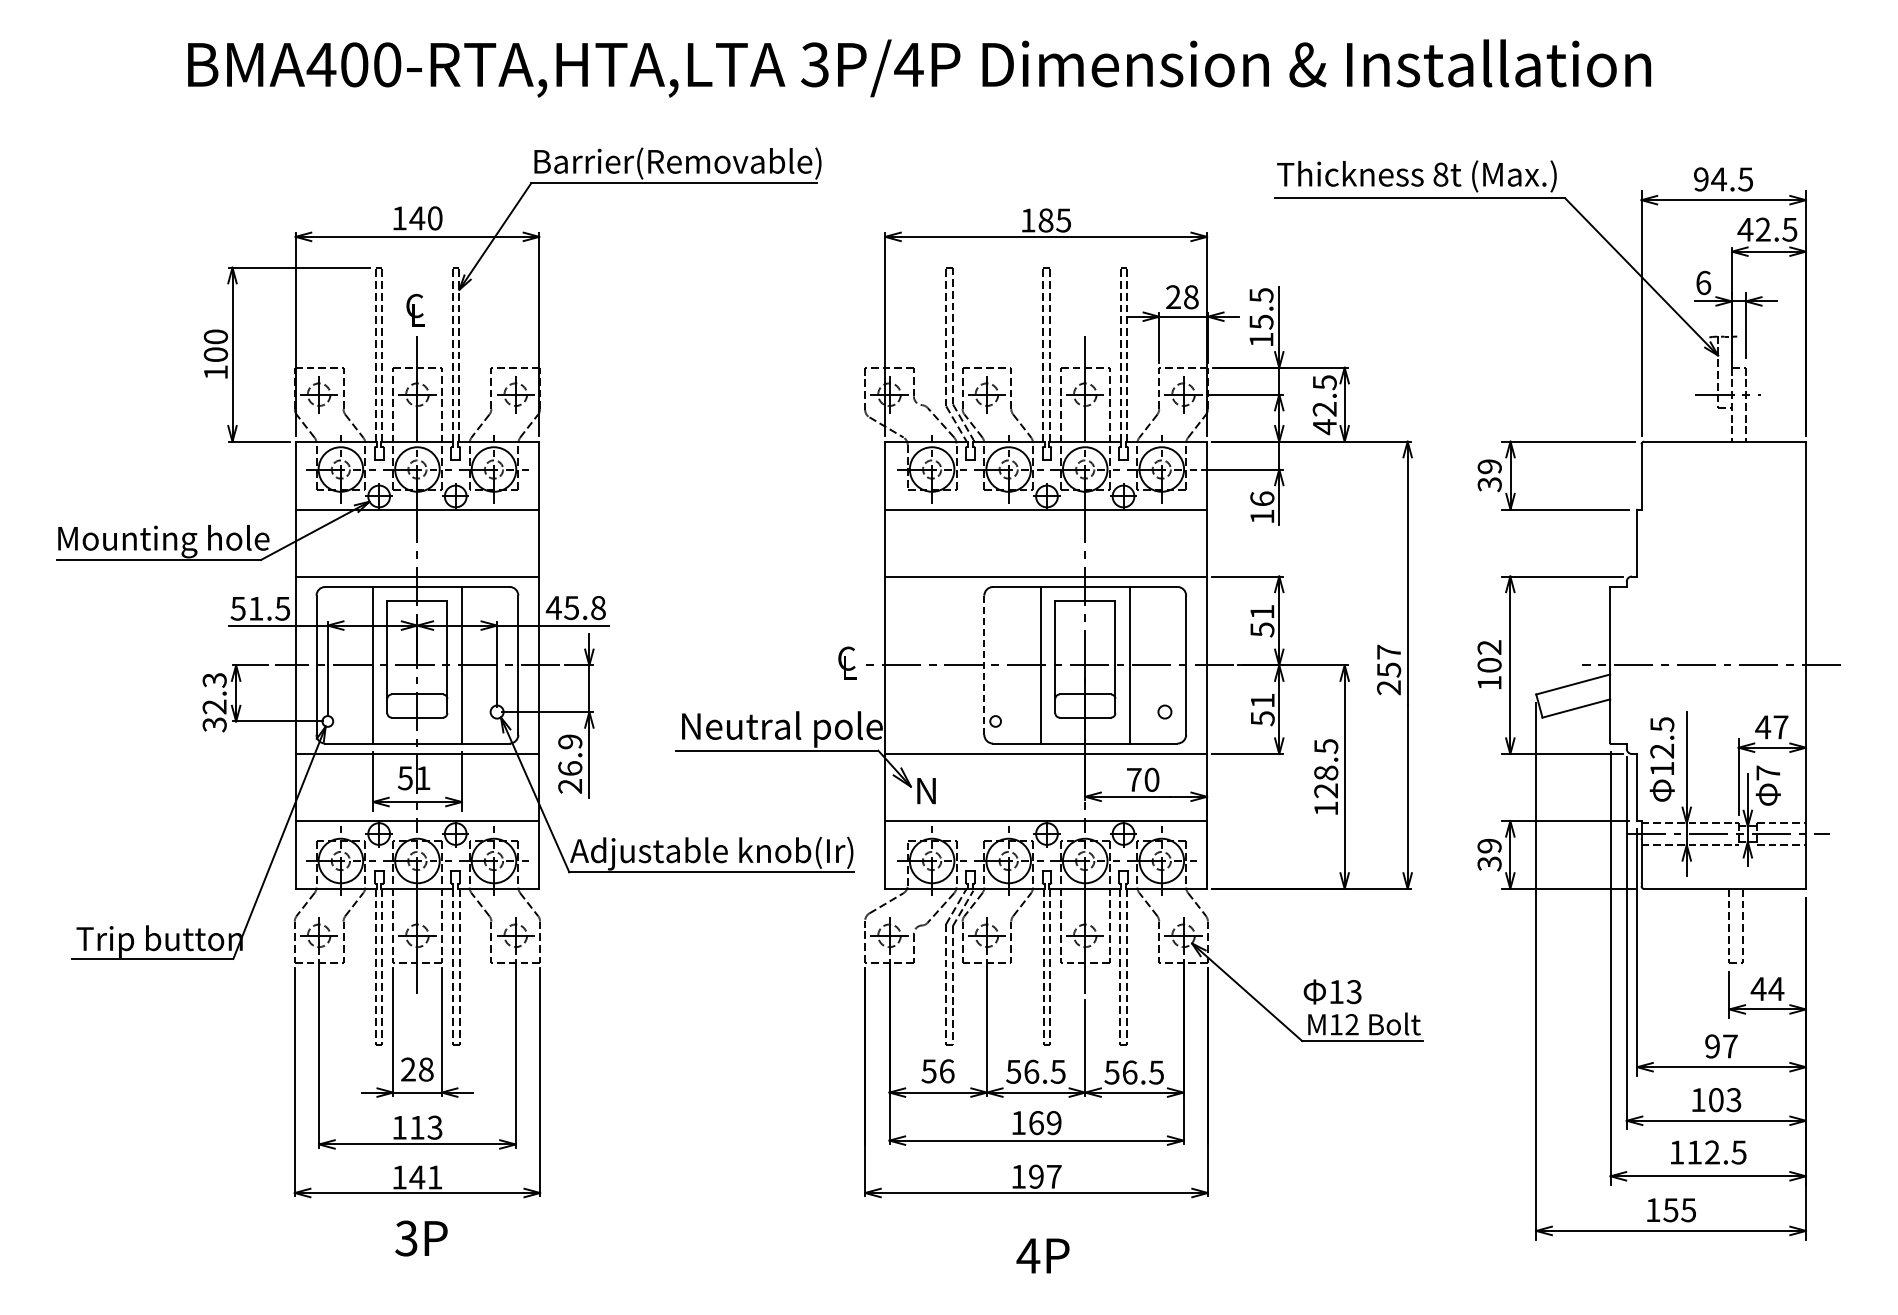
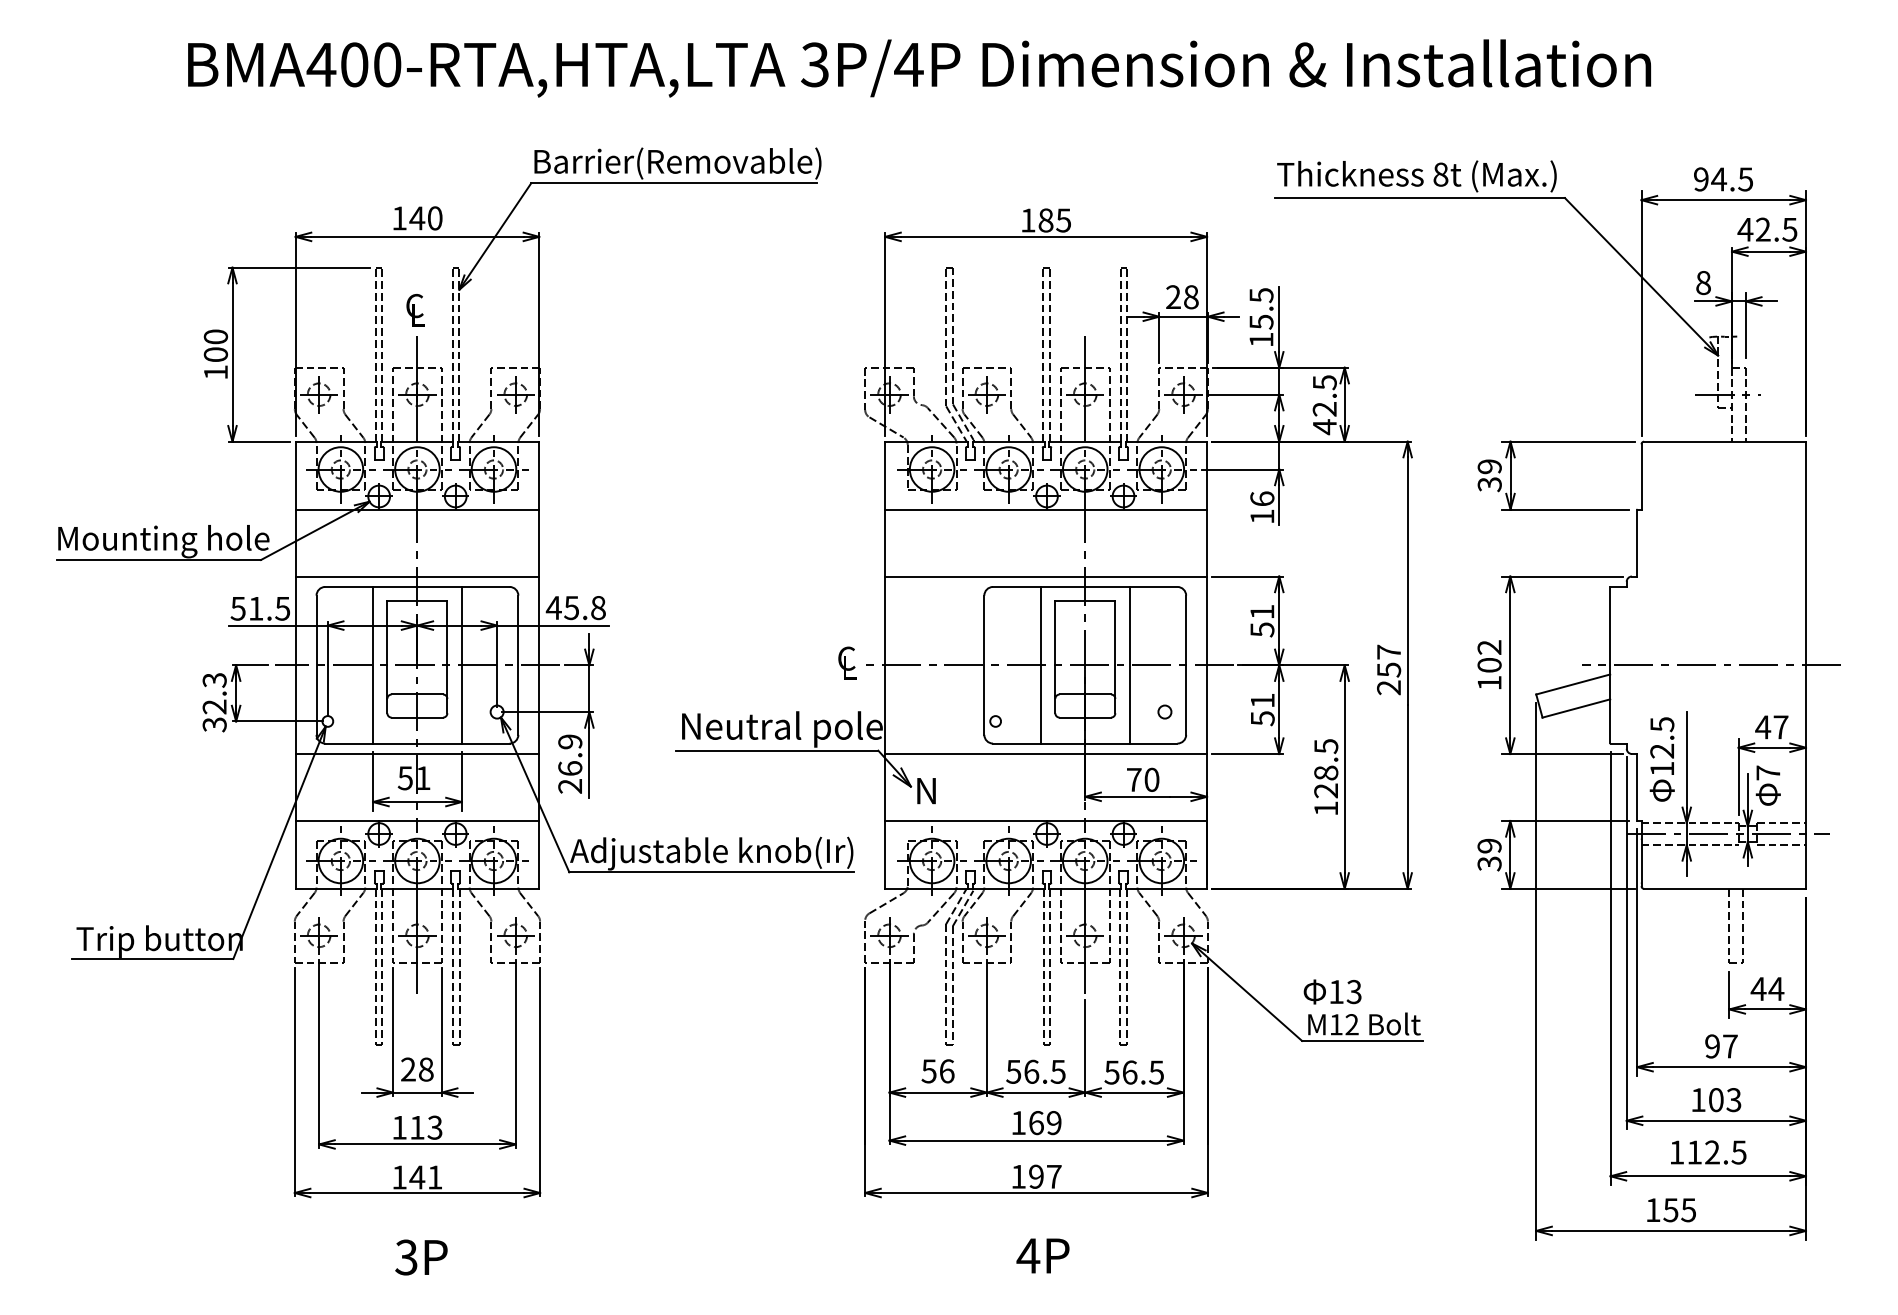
text: 6 -> 8 (1703, 282)
line: dashed -> solid (984, 665)
text position: (421, 1238) -> (421, 1257) (421, 1257)
